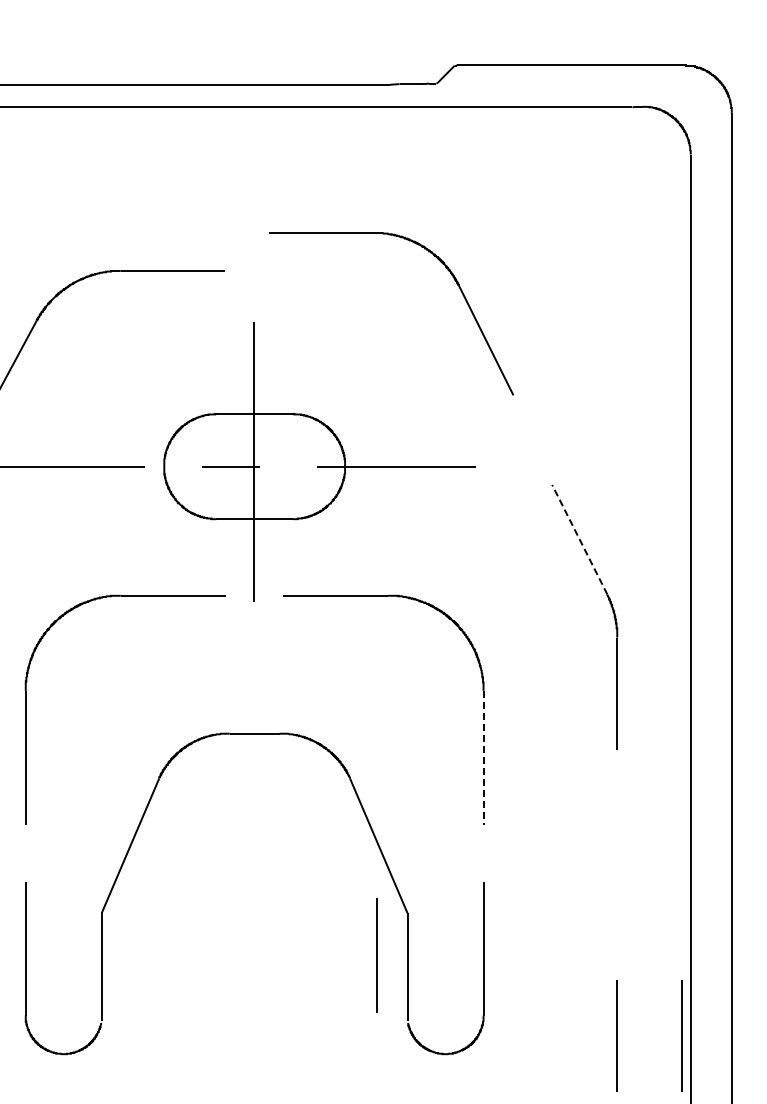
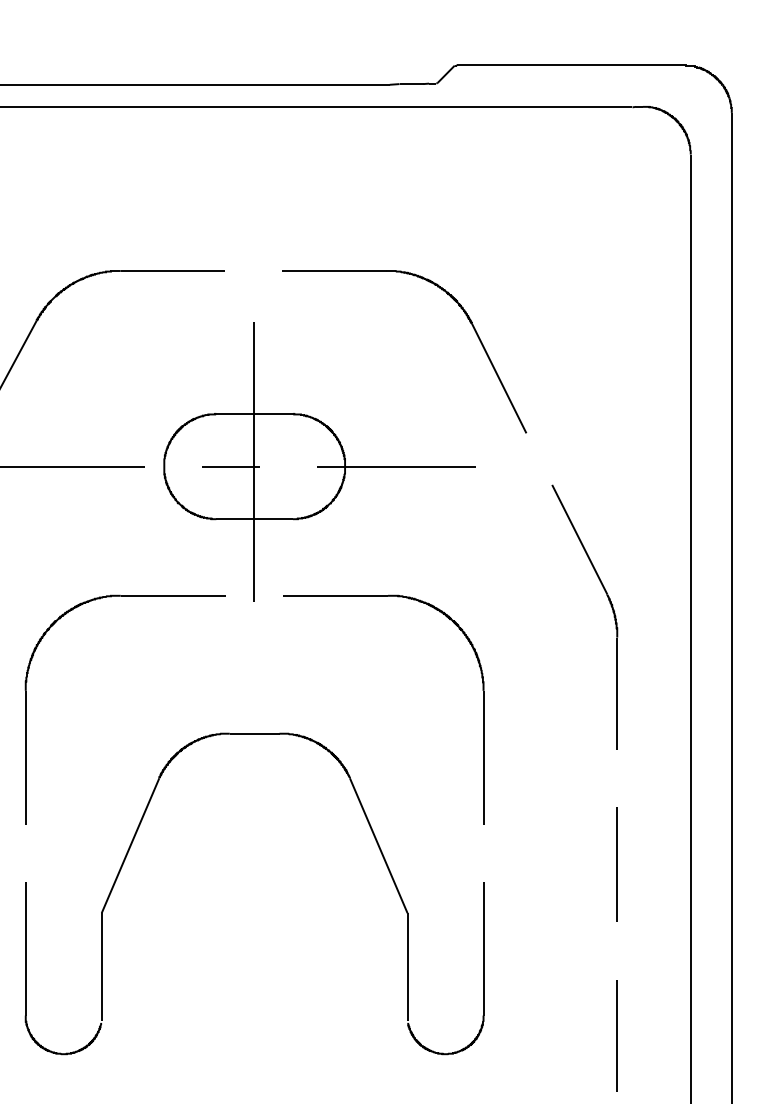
part position: (447, 270) -> (460, 308) (460, 308)
line: dashed -> solid (579, 539)
line: dashed -> solid (483, 758)
line position: (376, 955) -> (616, 864) (616, 864)
line: present -> none (681, 1035)
